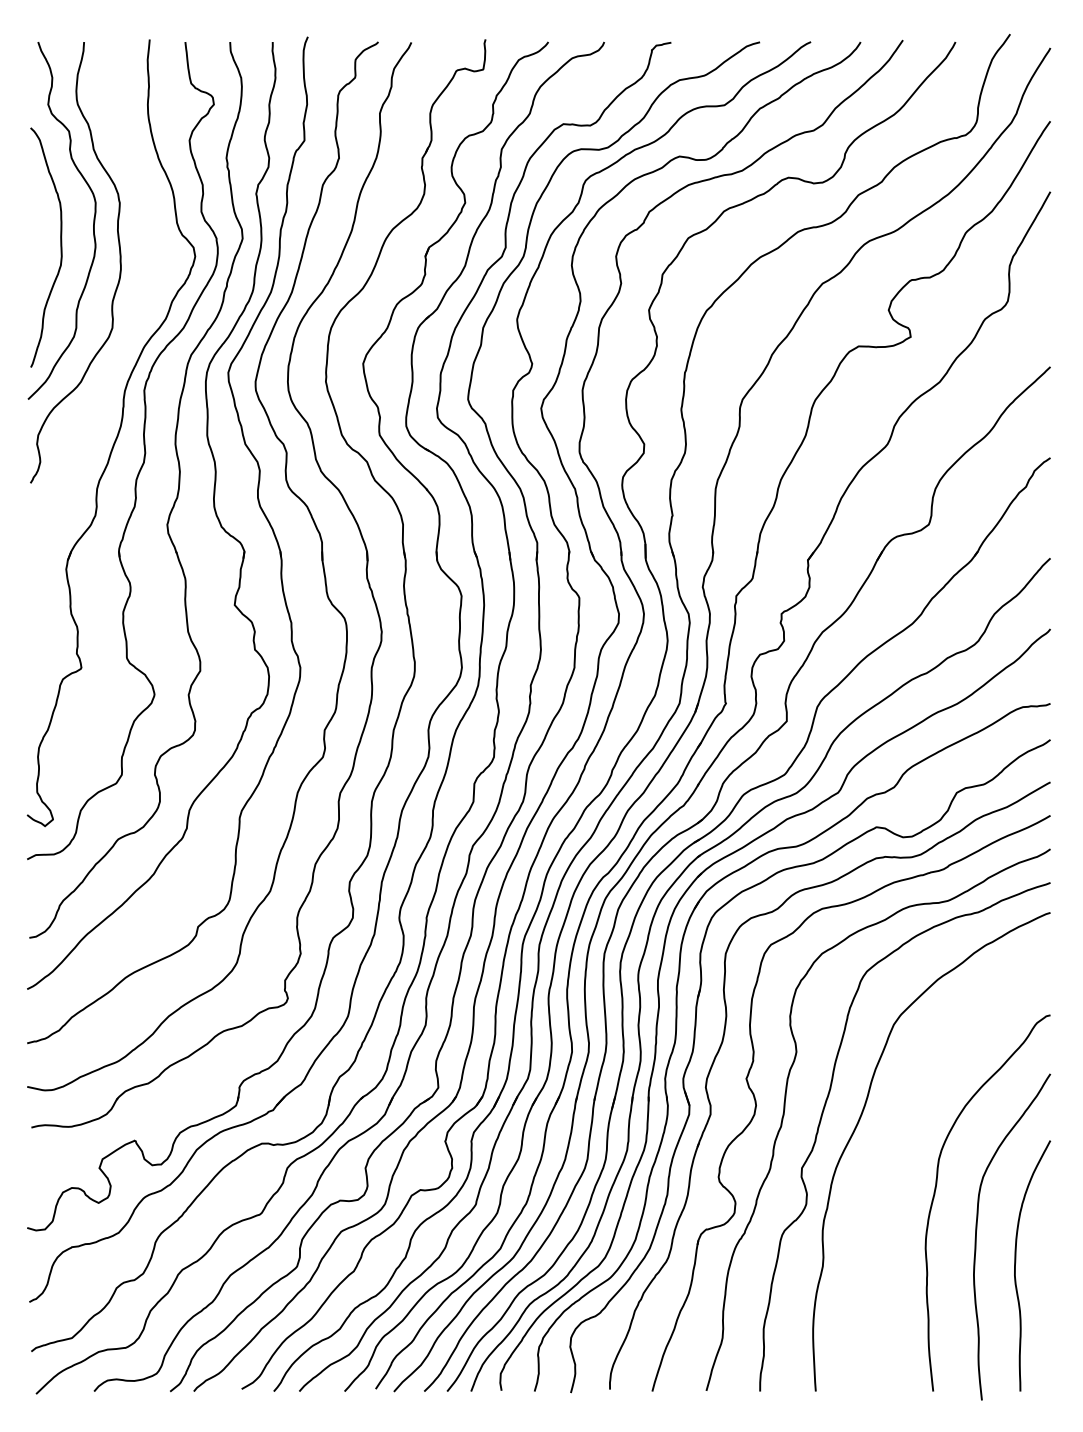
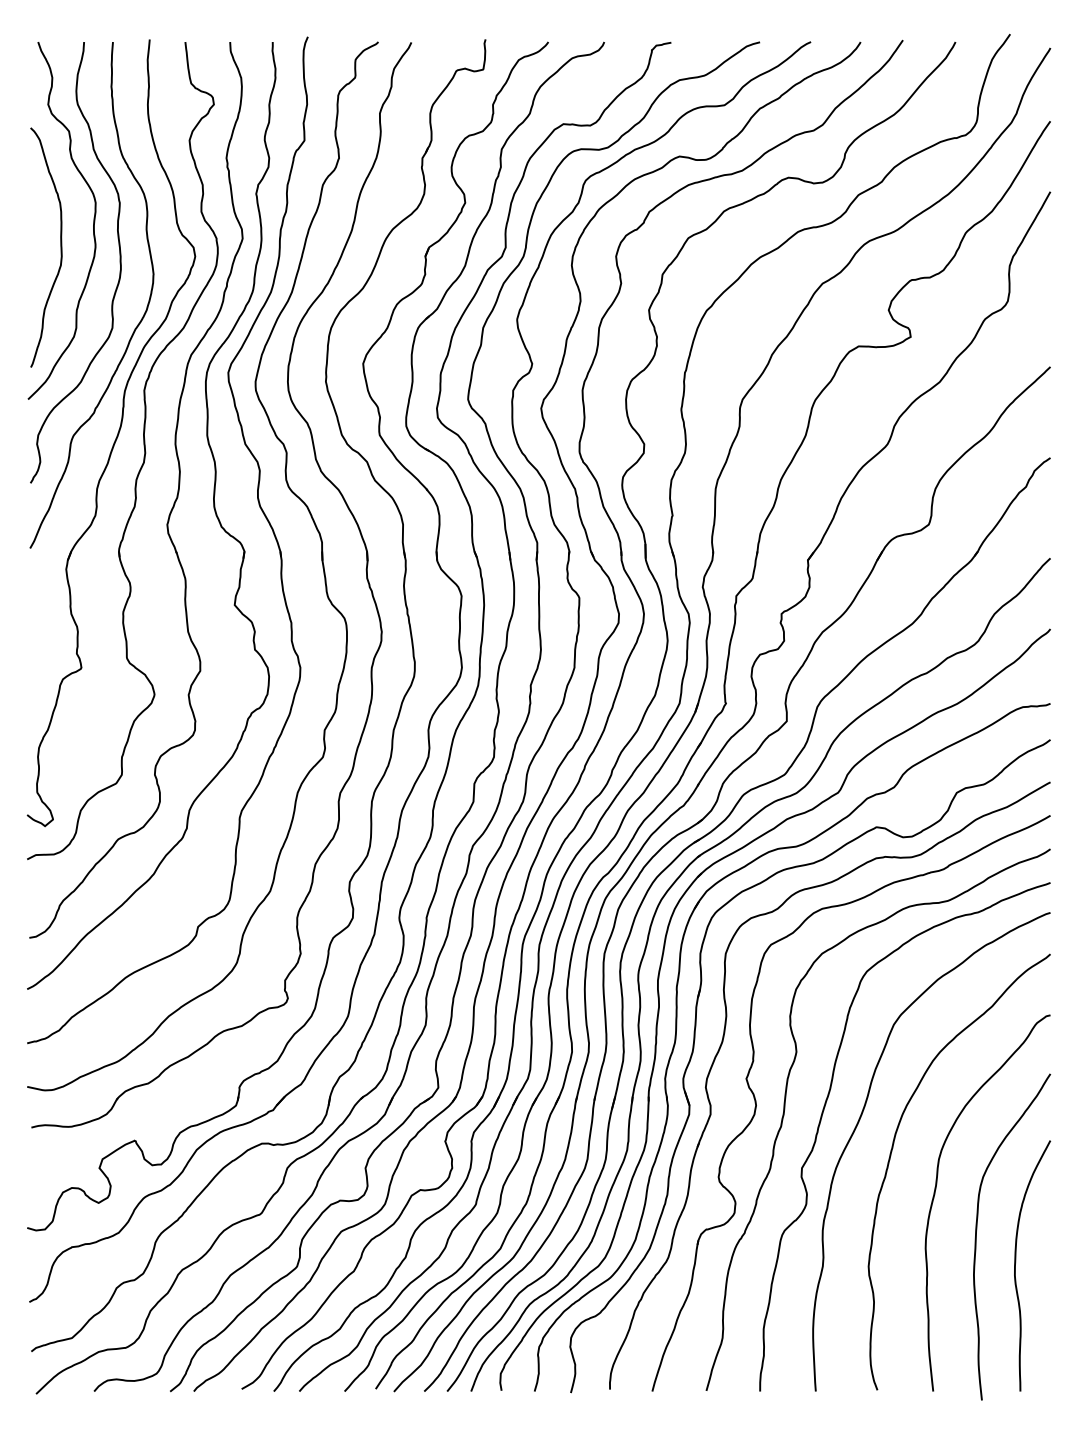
curve: none -> present (134, 328)
curve: none -> present (891, 1156)
